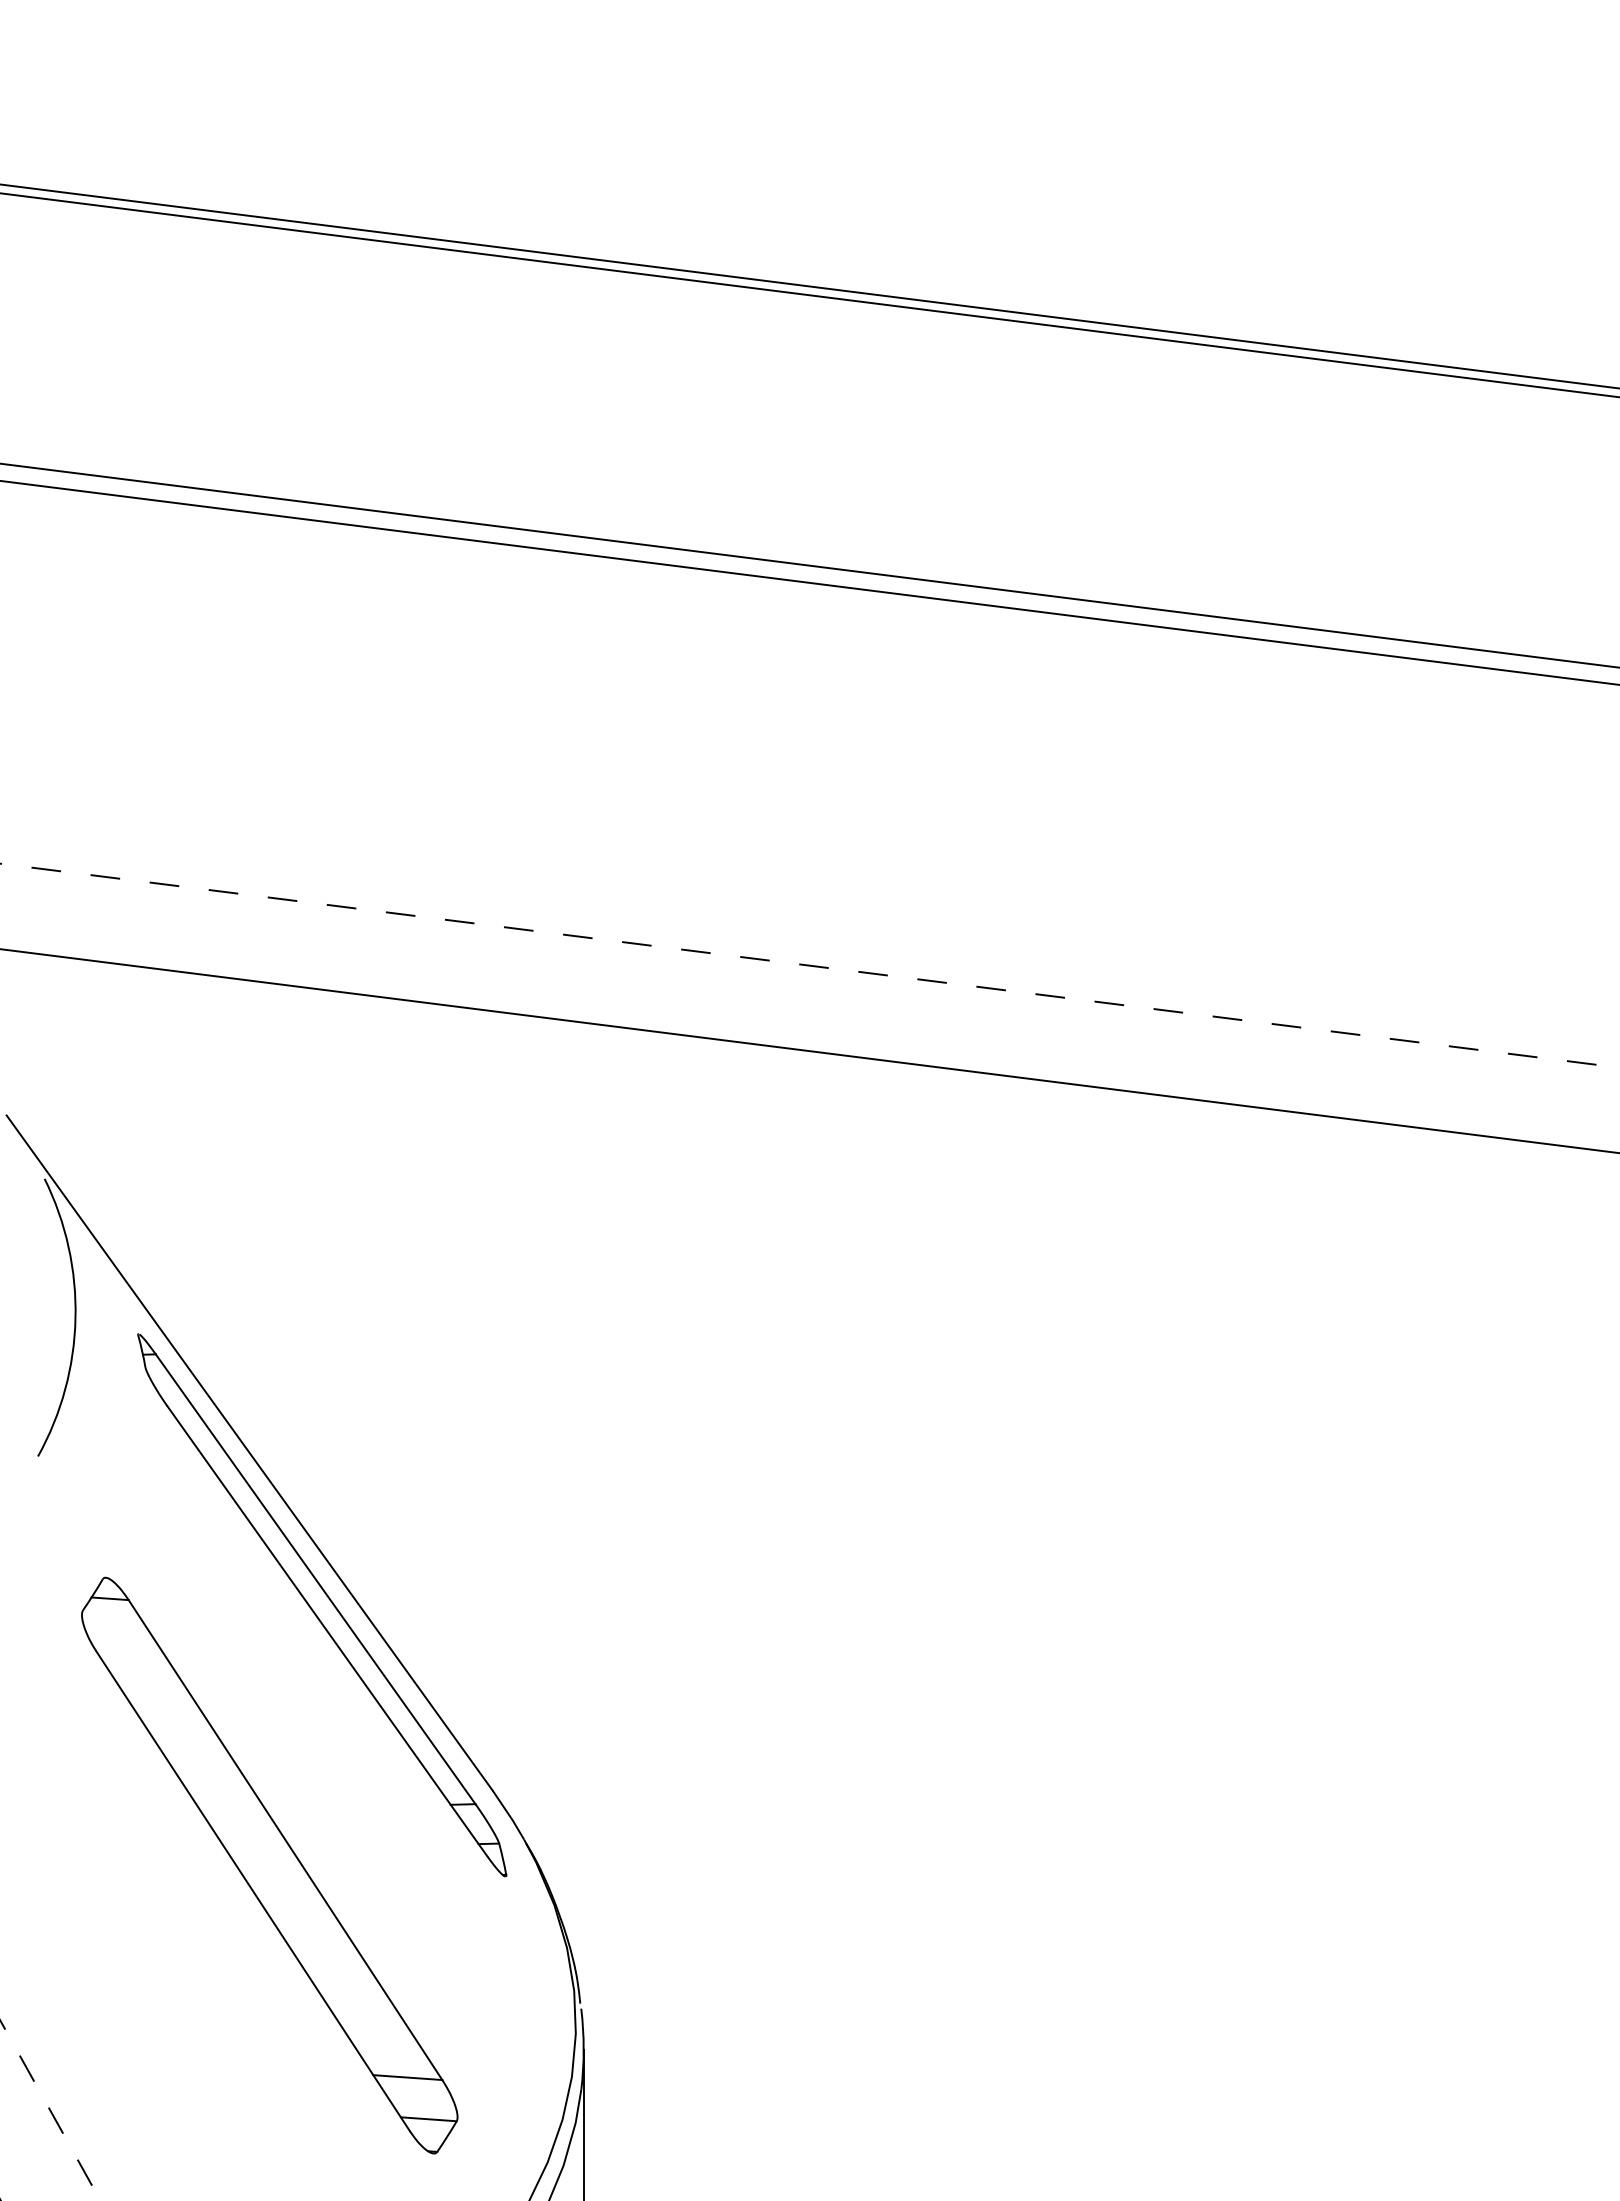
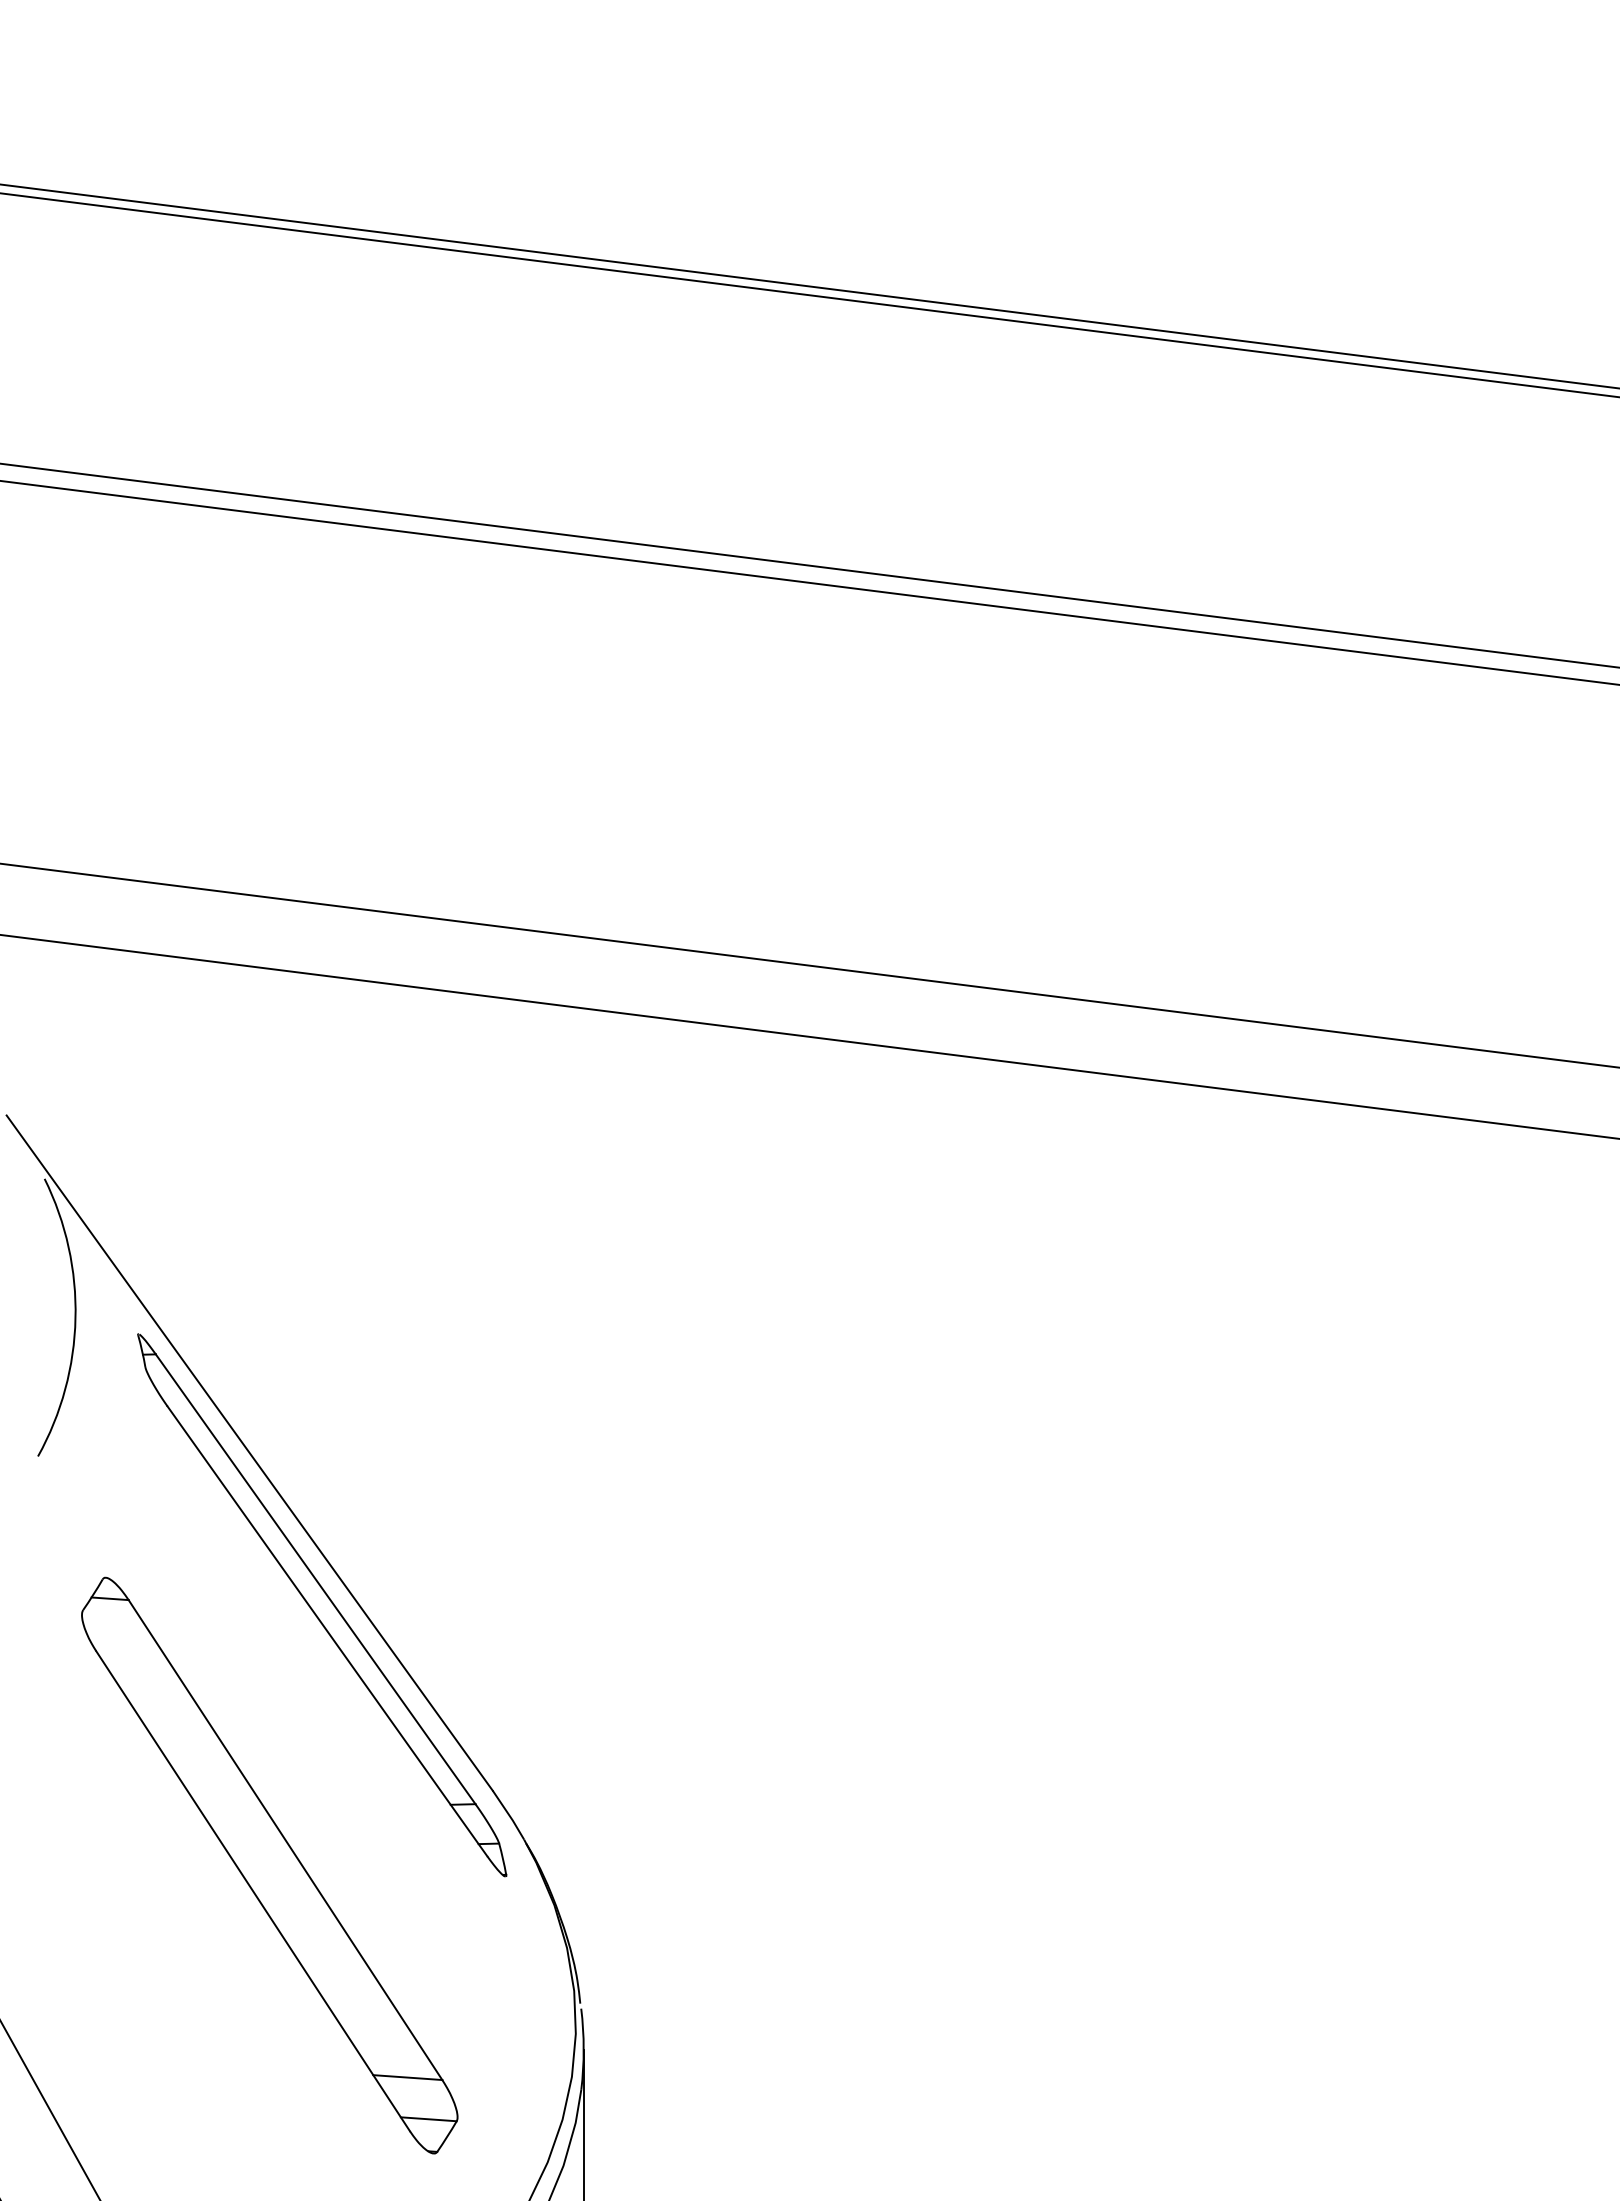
line: dashed -> solid (809, 965)
line position: (809, 1050) -> (809, 1036) (809, 1036)
line: dashed -> solid (50, 2110)
